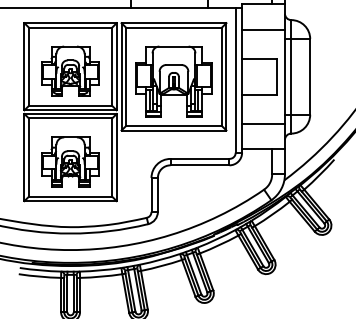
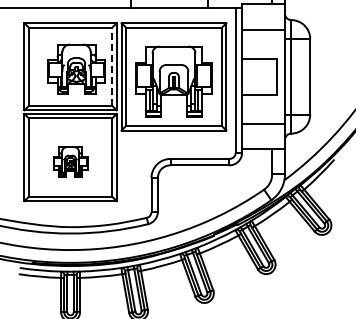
line: solid -> dashed (112, 66)
part position: (70, 70) -> (76, 68) (76, 68)
part size: 59x52 px -> 36x32 px (70, 161)
